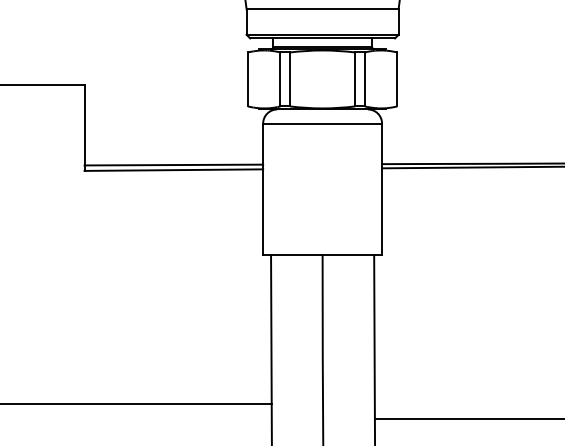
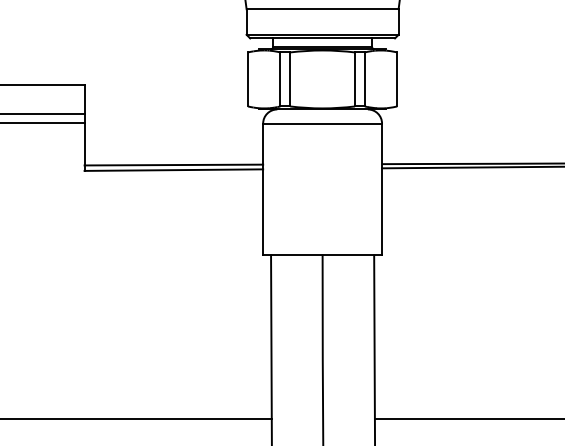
line: none -> present (43, 113)
line: none -> present (43, 122)
line position: (136, 404) -> (136, 419) (136, 419)
